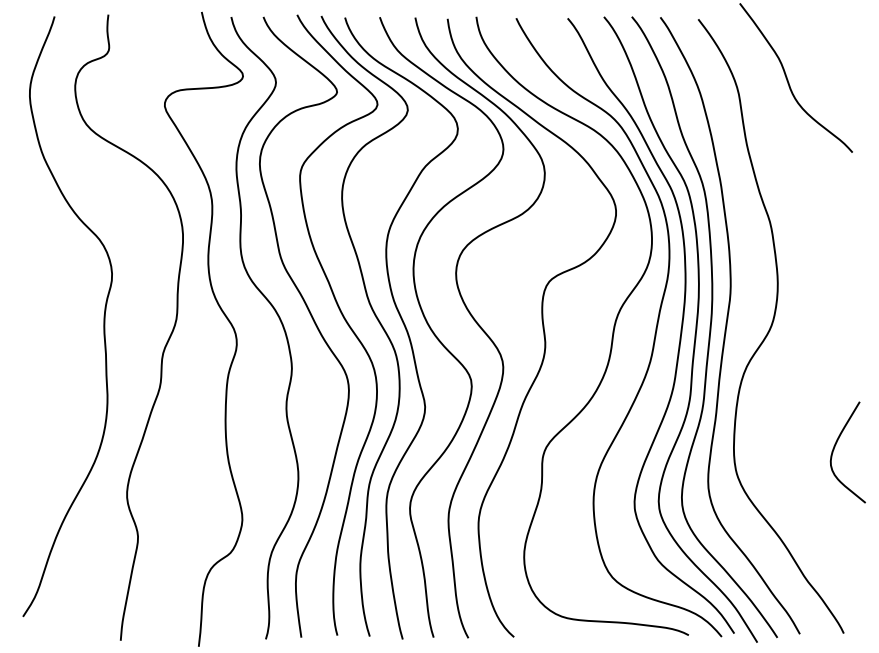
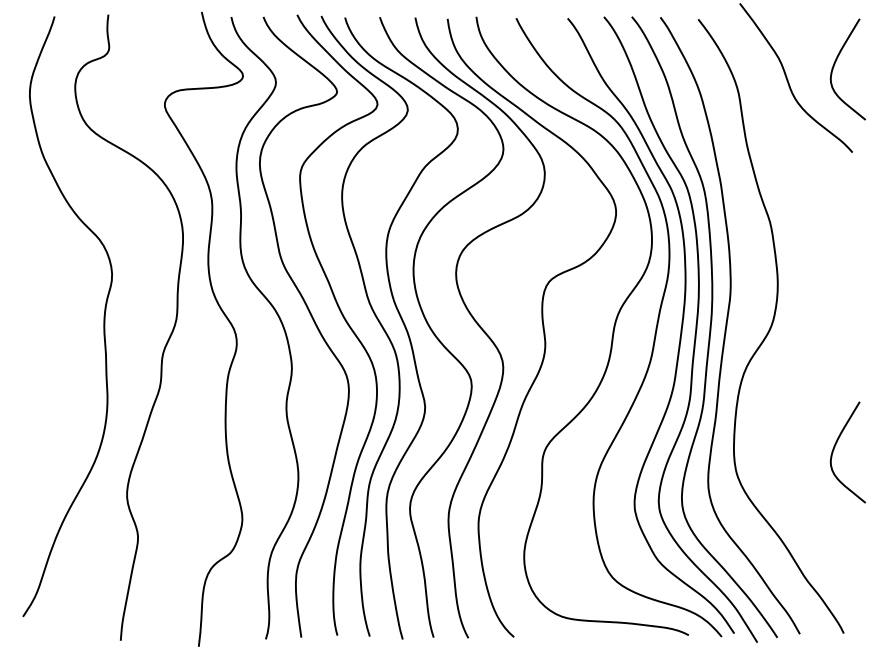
curve: none -> present (835, 64)
